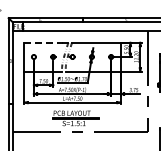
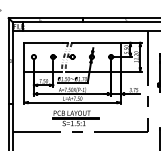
line: dashed -> solid (44, 42)
